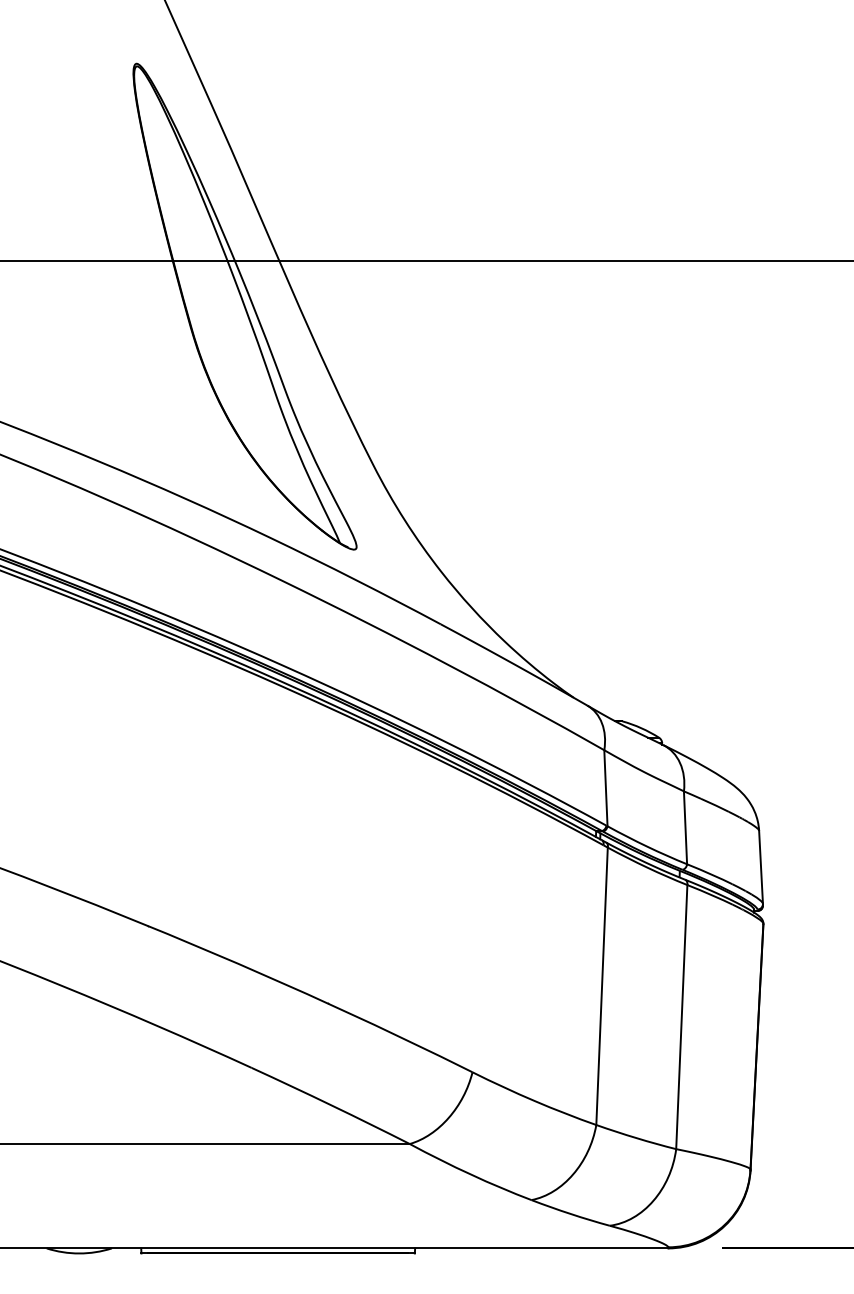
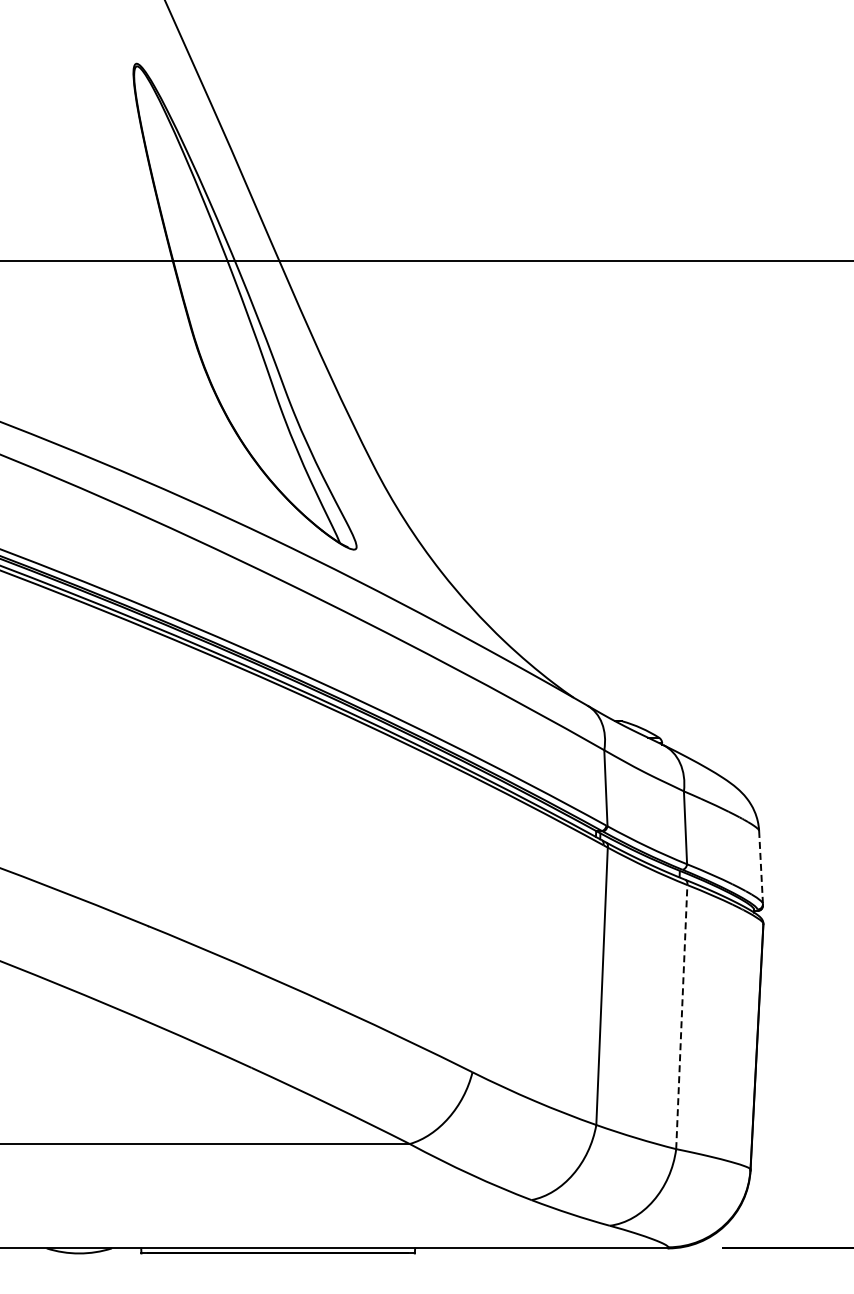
line: solid -> dashed (761, 867)
line: solid -> dashed (681, 1016)
